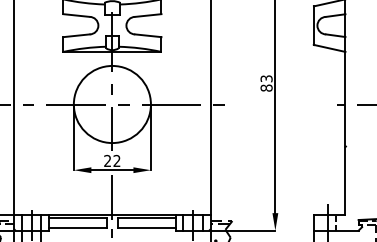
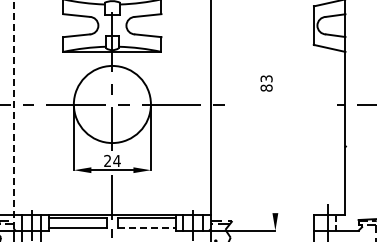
line: present -> none (275, 107)
line: solid -> dashed (14, 115)
text: 22 -> 24 (116, 160)
line: solid -> dashed (146, 228)
